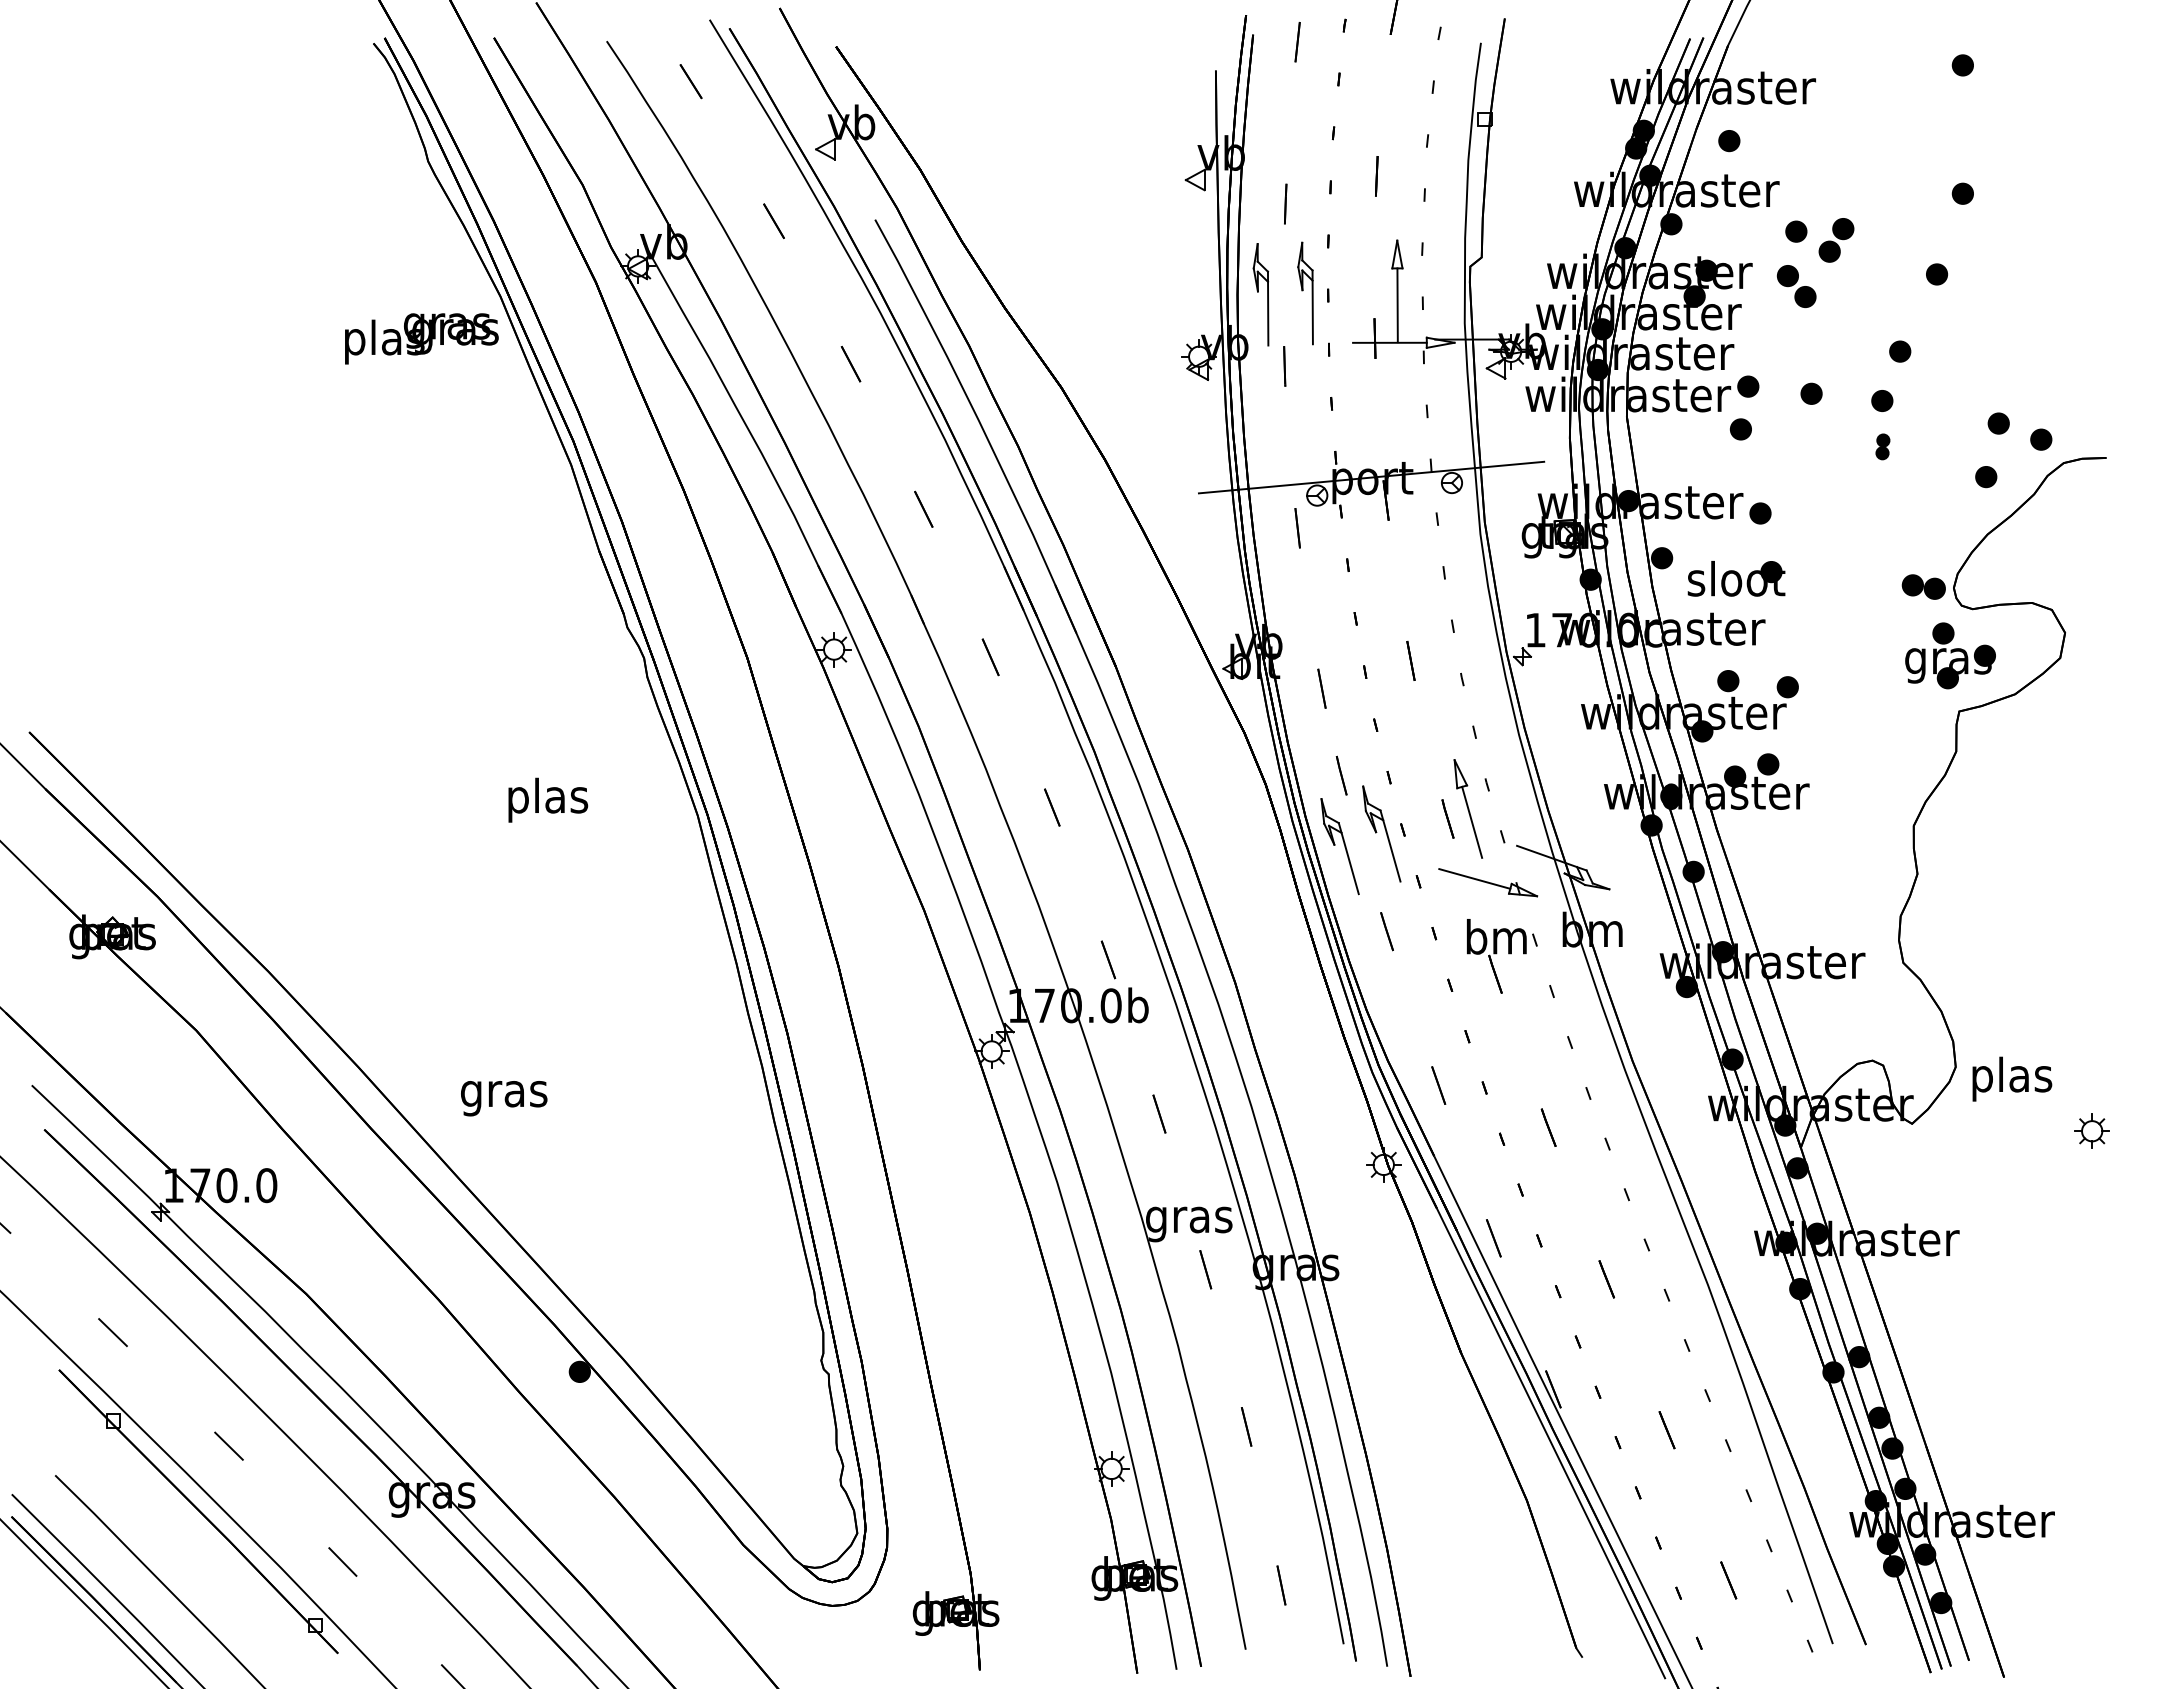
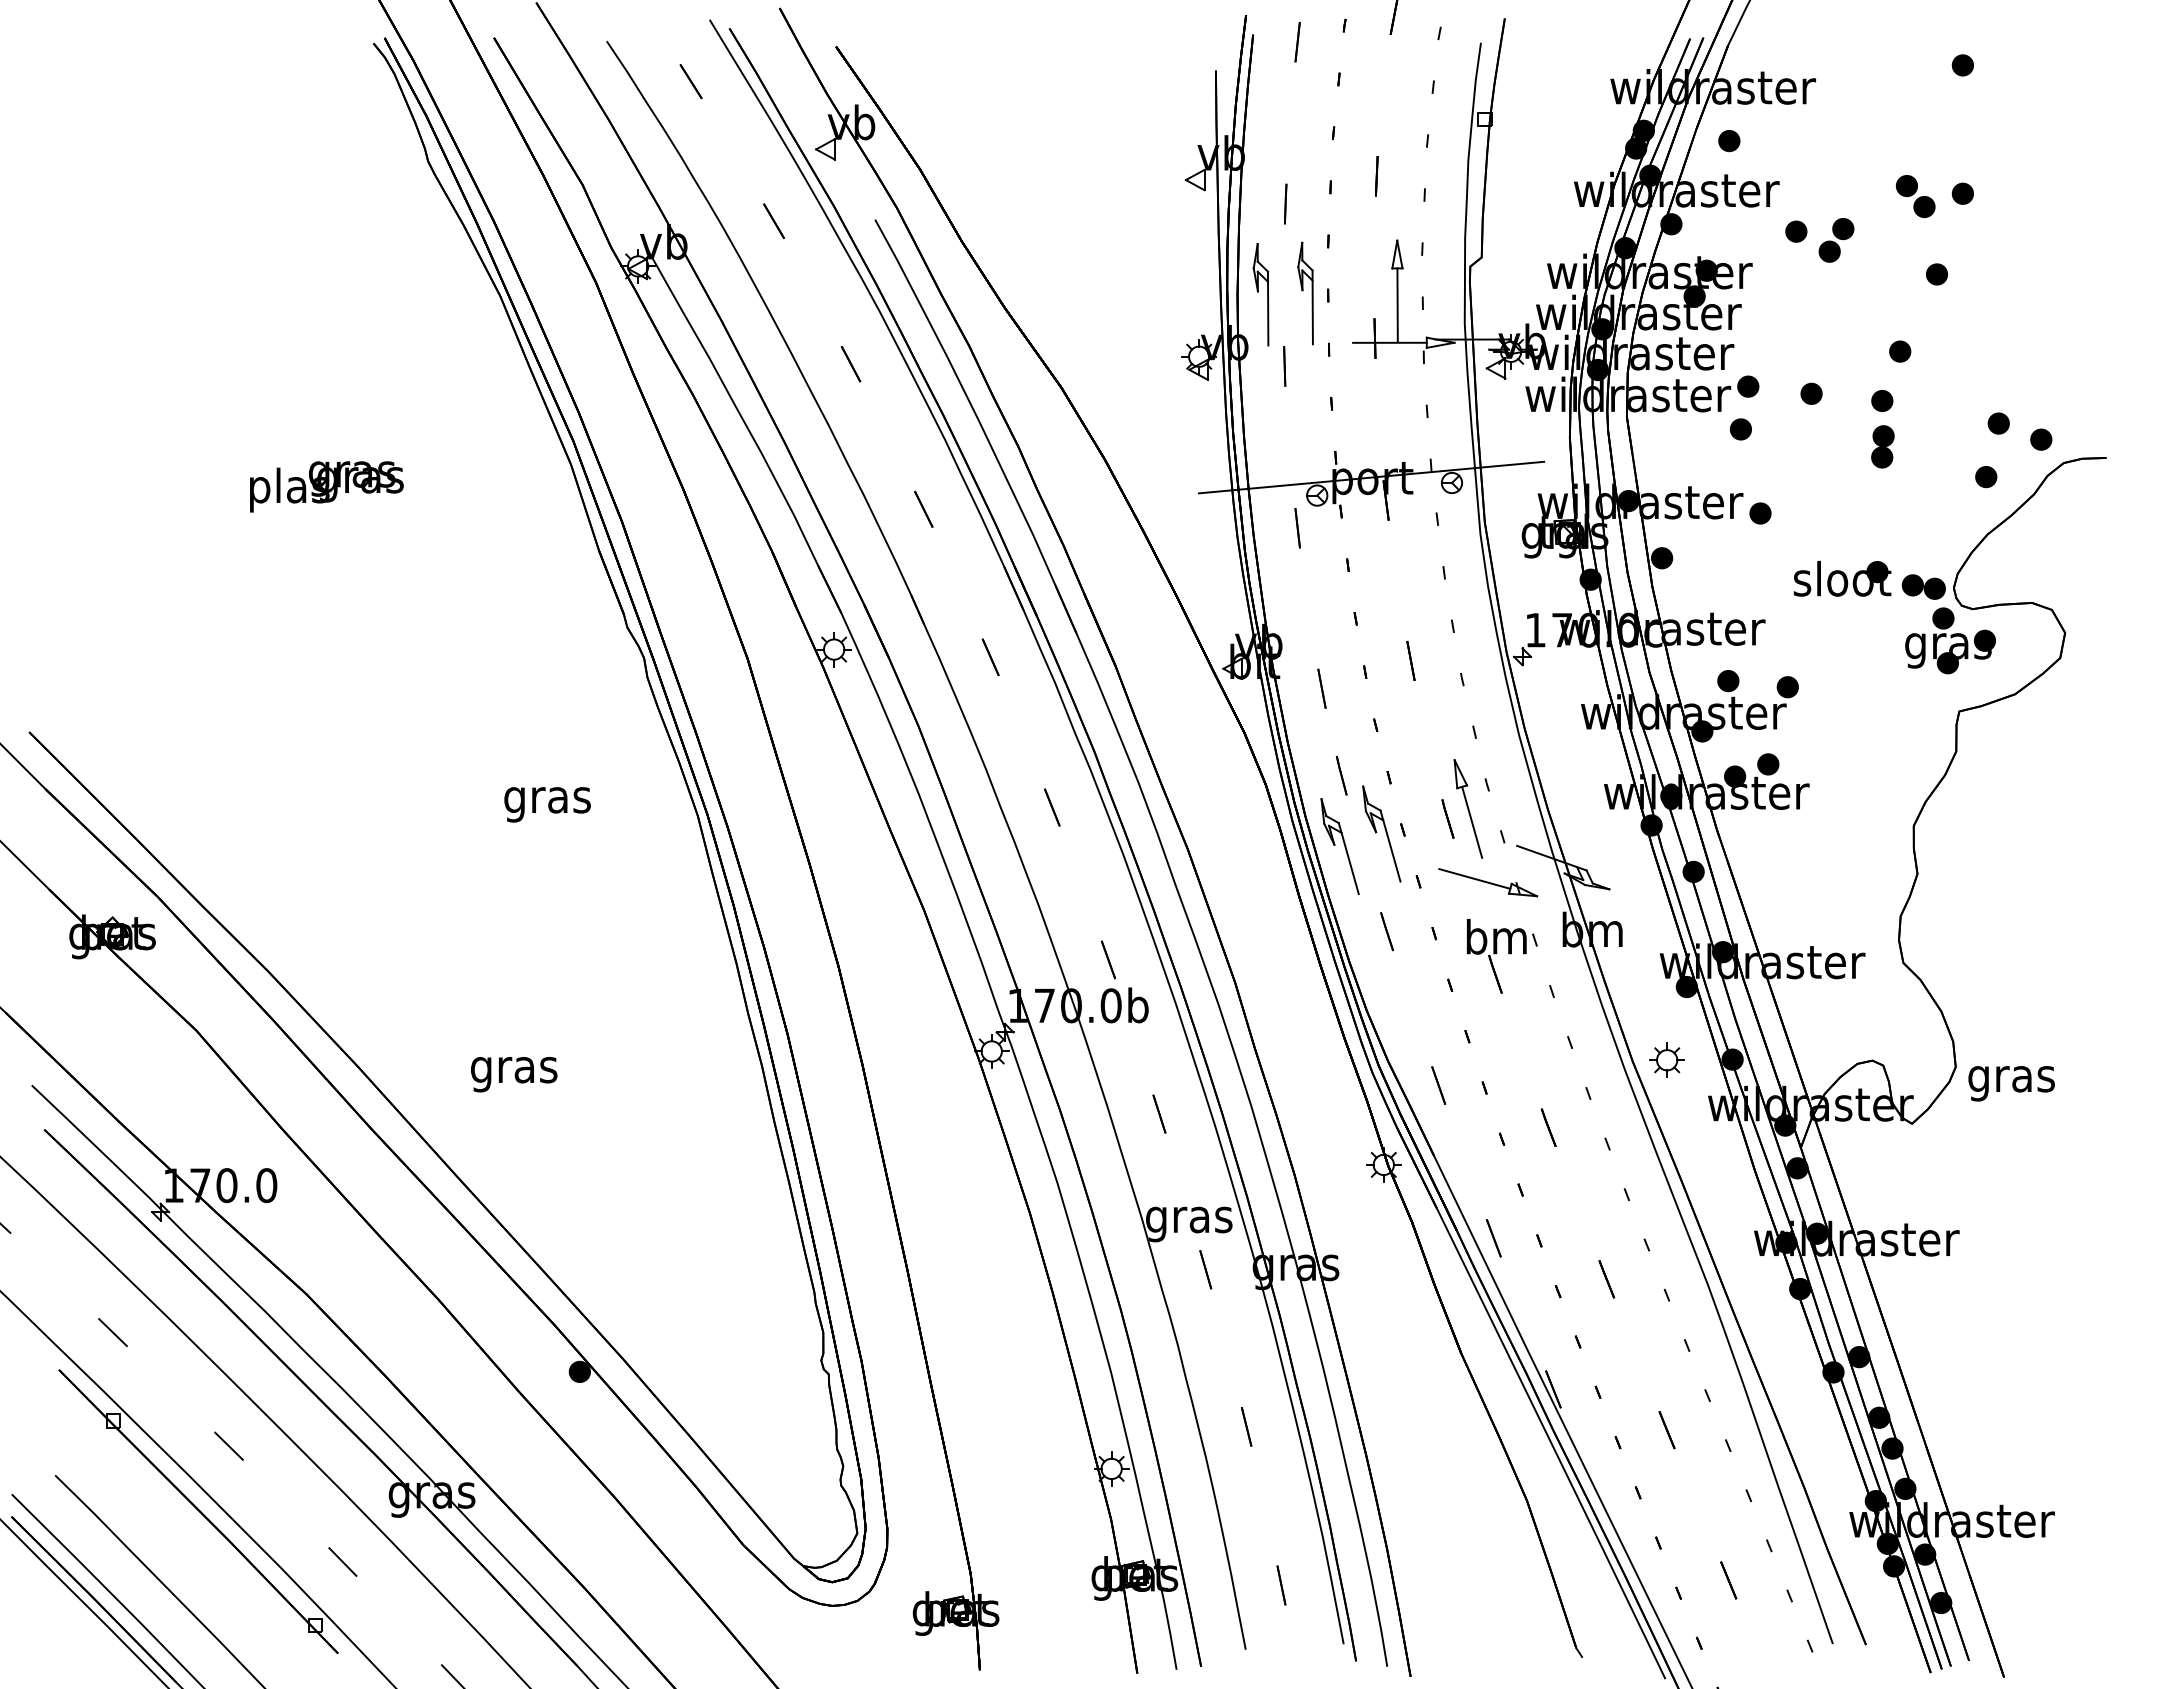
part position: (1796, 286) -> (1915, 196) (1915, 196)
text position: (421, 338) -> (326, 486) (326, 486)
part size: 16x28 px -> 24x44 px (1882, 446)
part position: (1736, 578) -> (1842, 578) (1842, 578)
part position: (1950, 655) -> (1950, 640) (1950, 640)
text: plas -> gras (547, 799)
text: plas -> gras (2011, 1078)
text position: (504, 1098) -> (514, 1074) (514, 1074)
part position: (2091, 1130) -> (1666, 1059) (1666, 1059)
